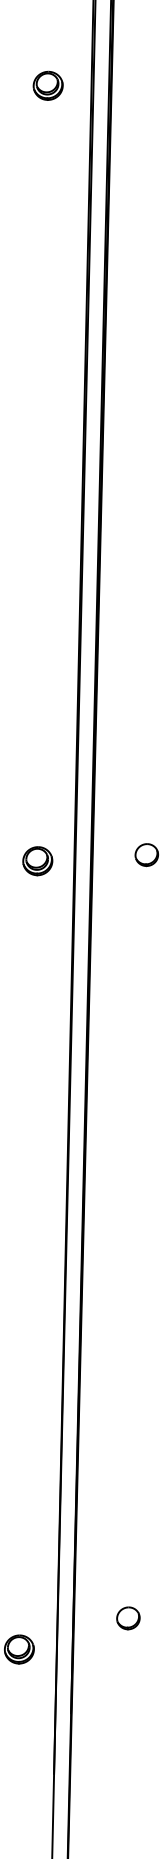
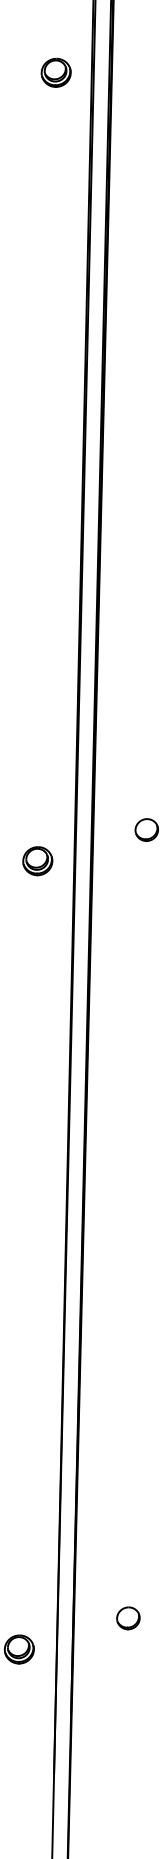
part position: (47, 85) -> (55, 72) (55, 72)
part position: (146, 855) -> (146, 830) (146, 830)
